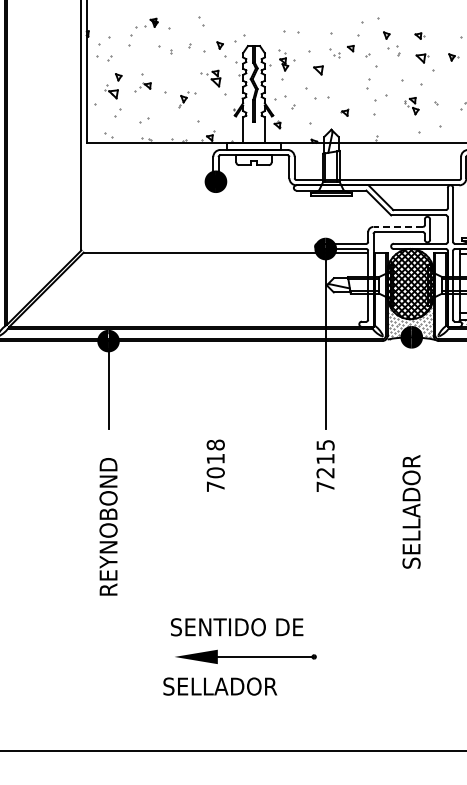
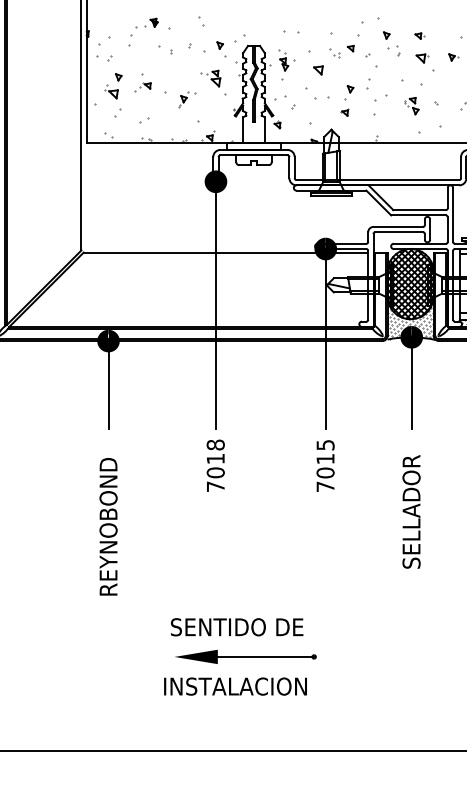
part: none -> present (349, 92)
line: dashed -> solid (398, 226)
line: none -> present (215, 304)
line: none -> present (411, 382)
text: 7215 -> 7015 (325, 472)
text: SELLADOR -> INSTALACION (234, 686)
